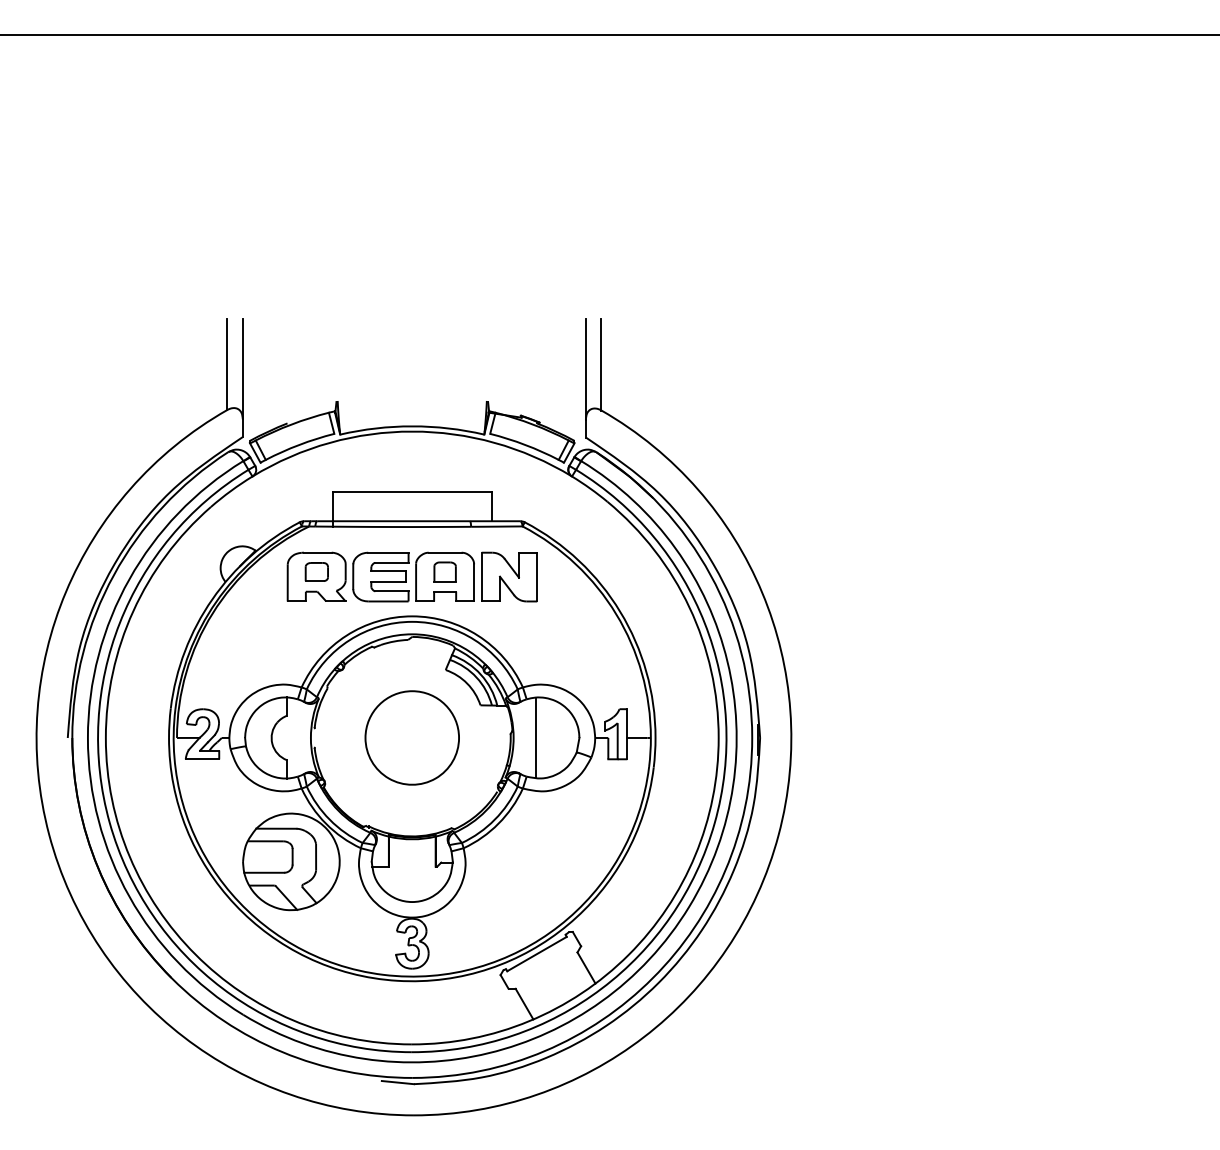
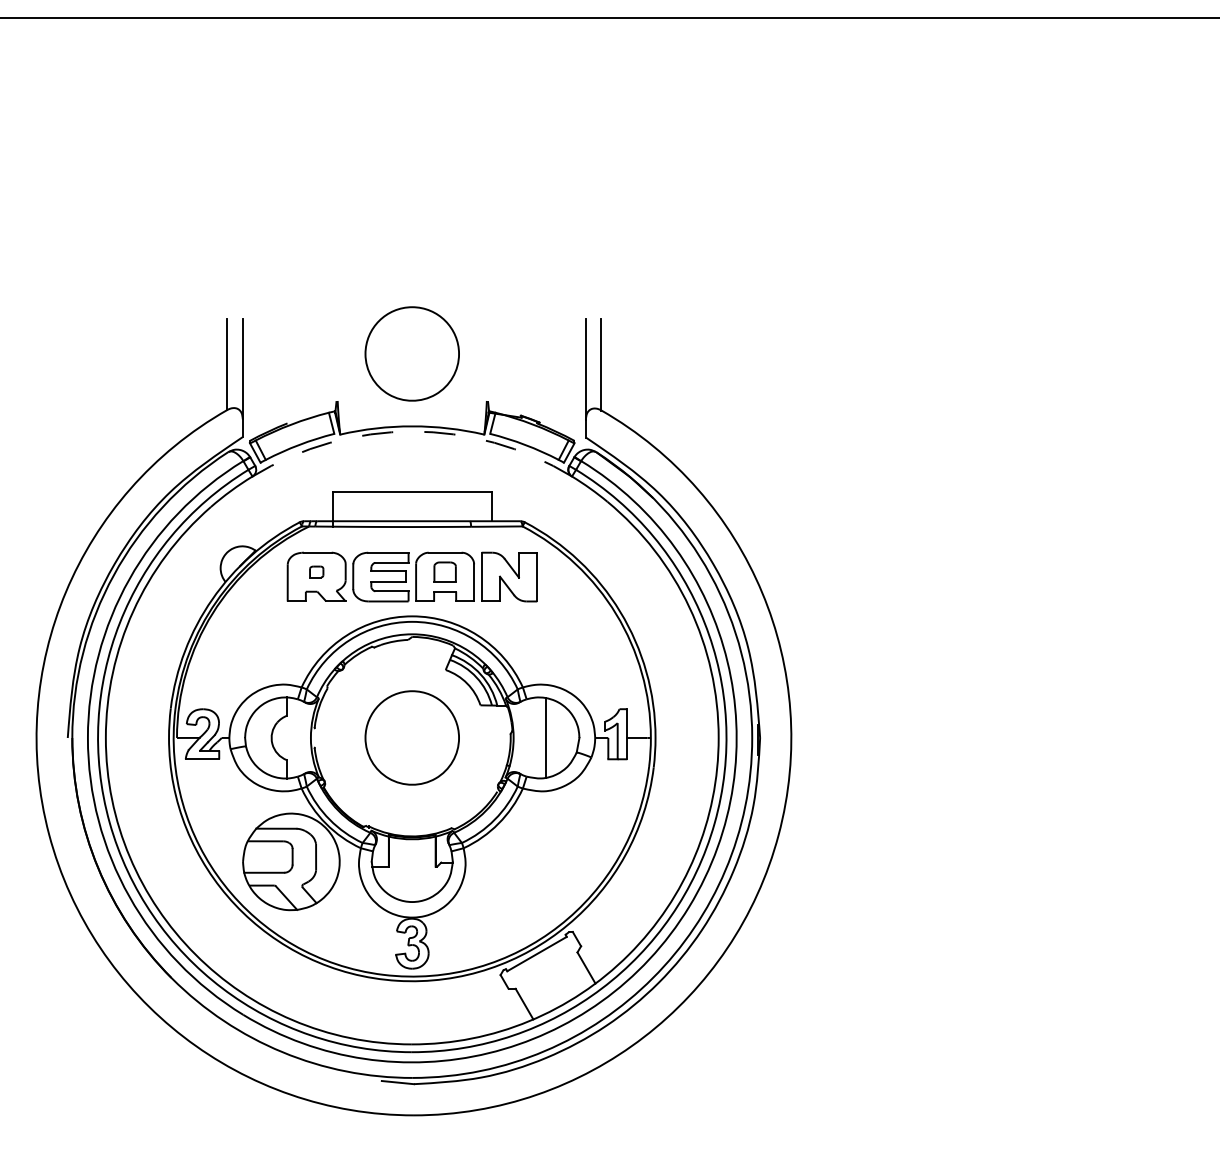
line position: (609, 34) -> (609, 17) (609, 17)
part: none -> present (411, 353)
arc: solid -> dashed (412, 431)
part size: 25x20 px -> 16x14 px (316, 571)
line position: (536, 737) -> (546, 737) (546, 737)
